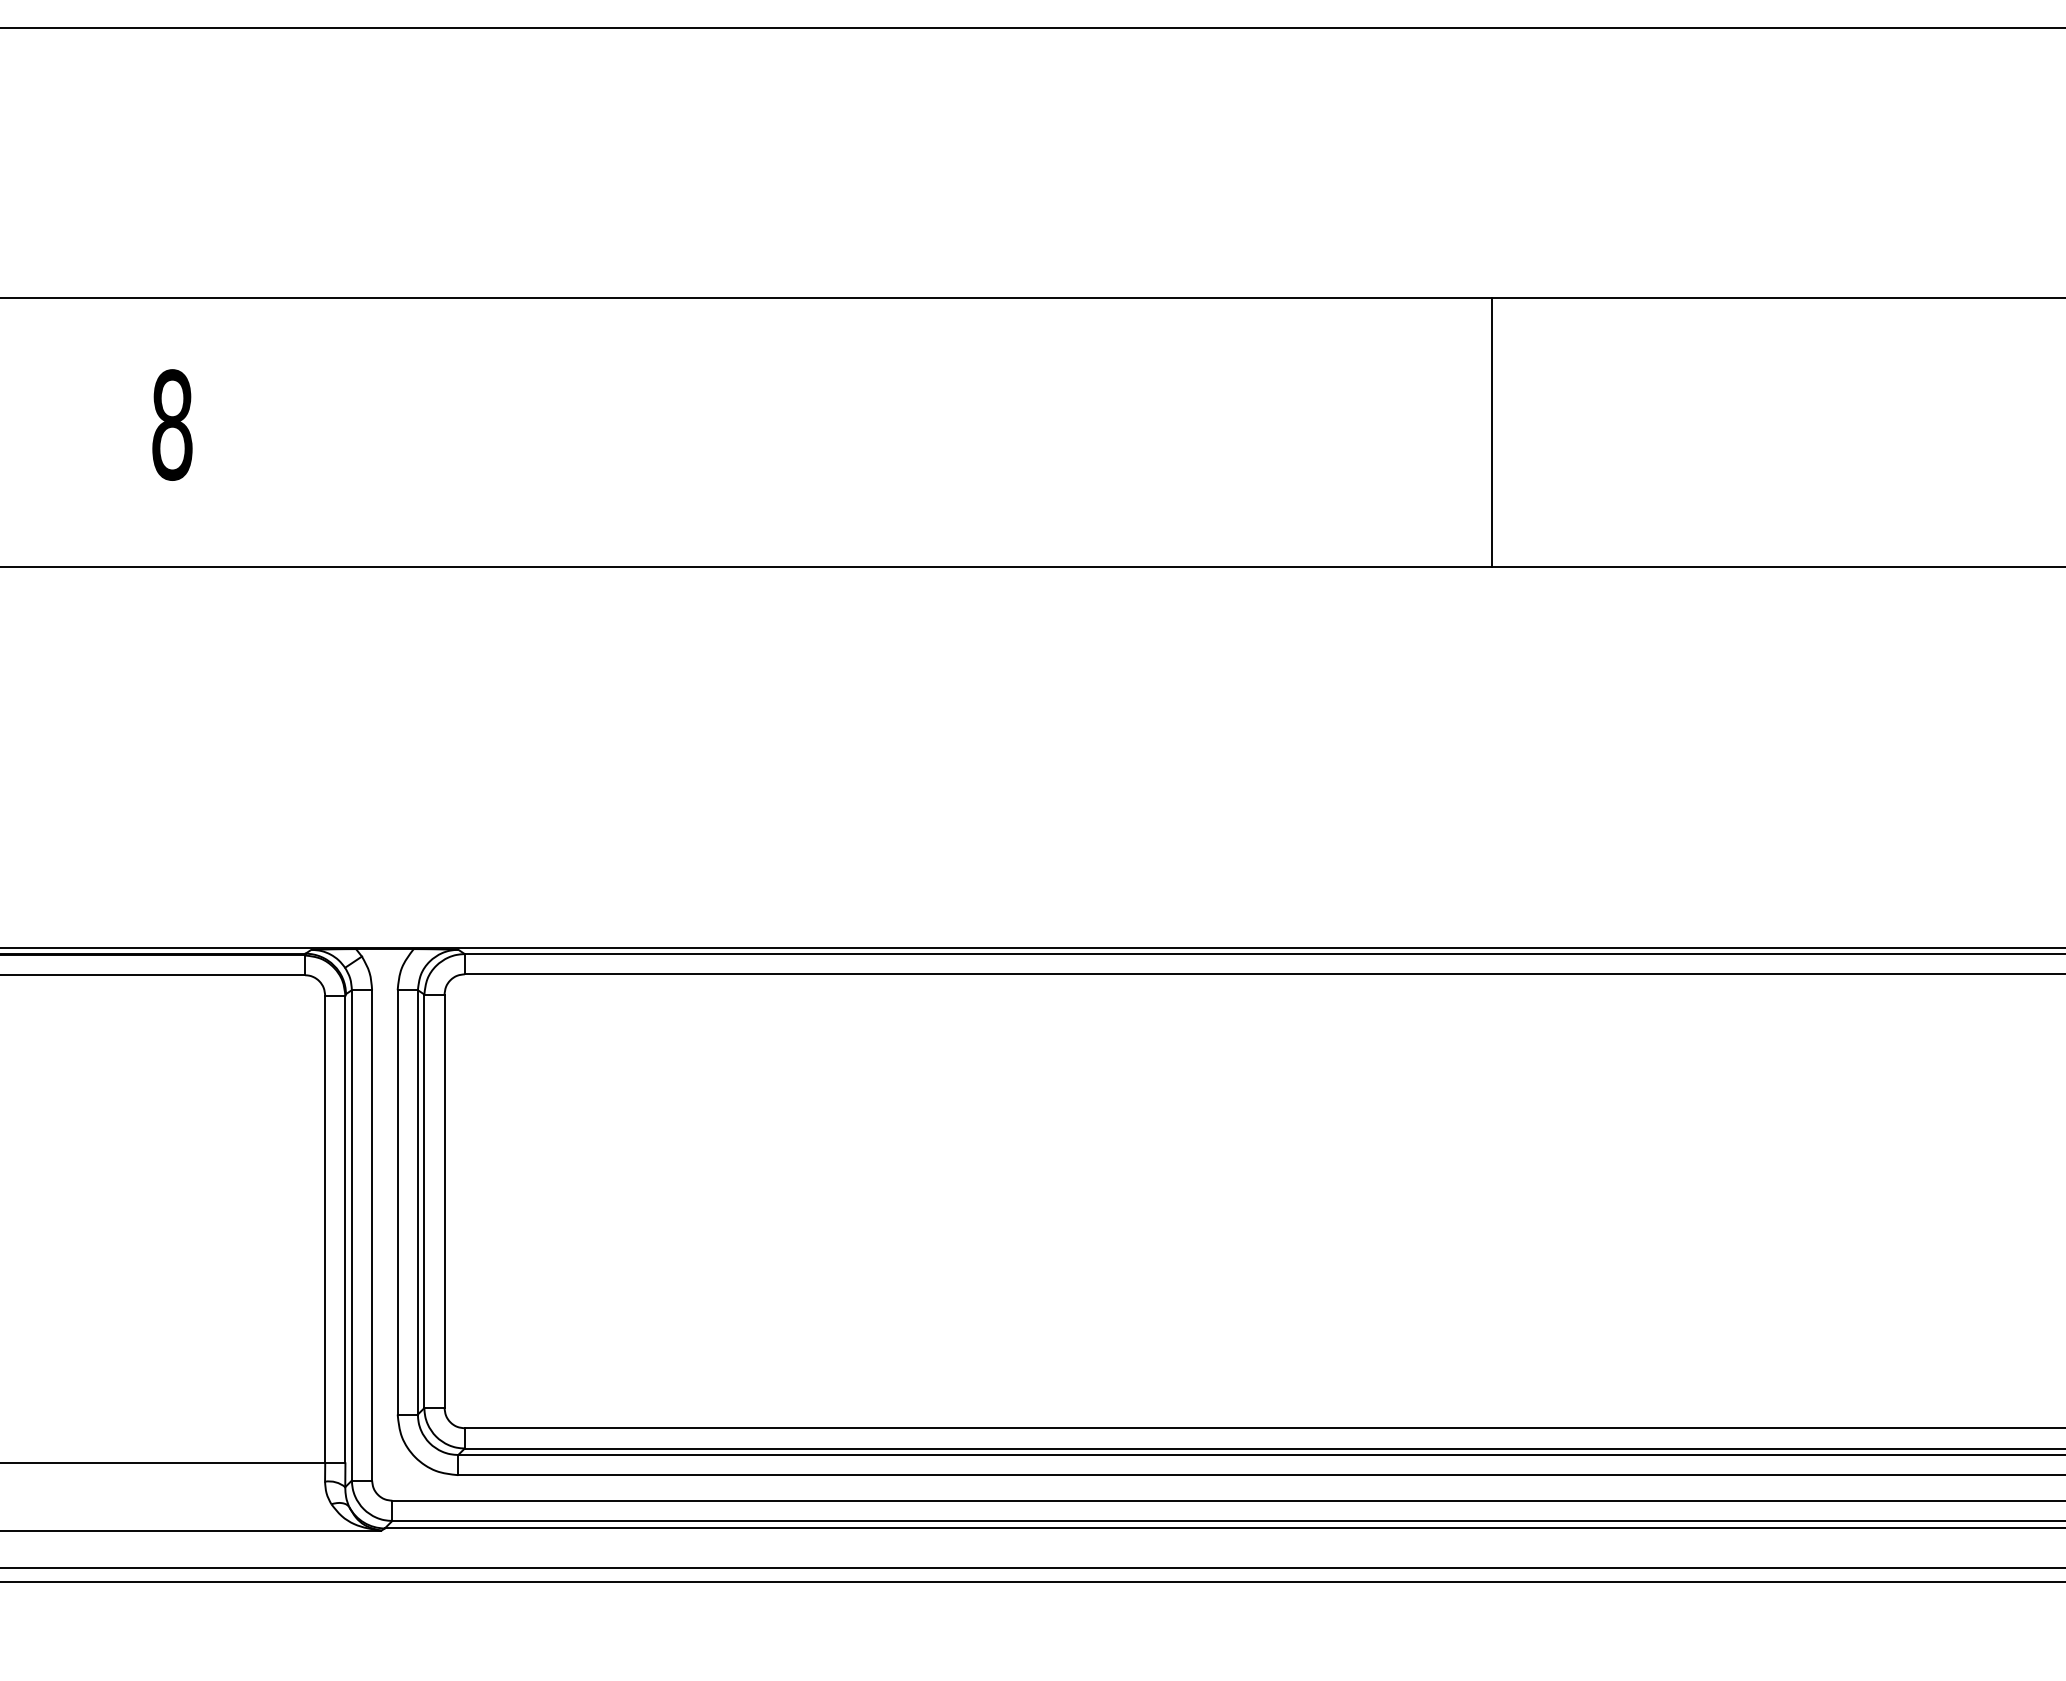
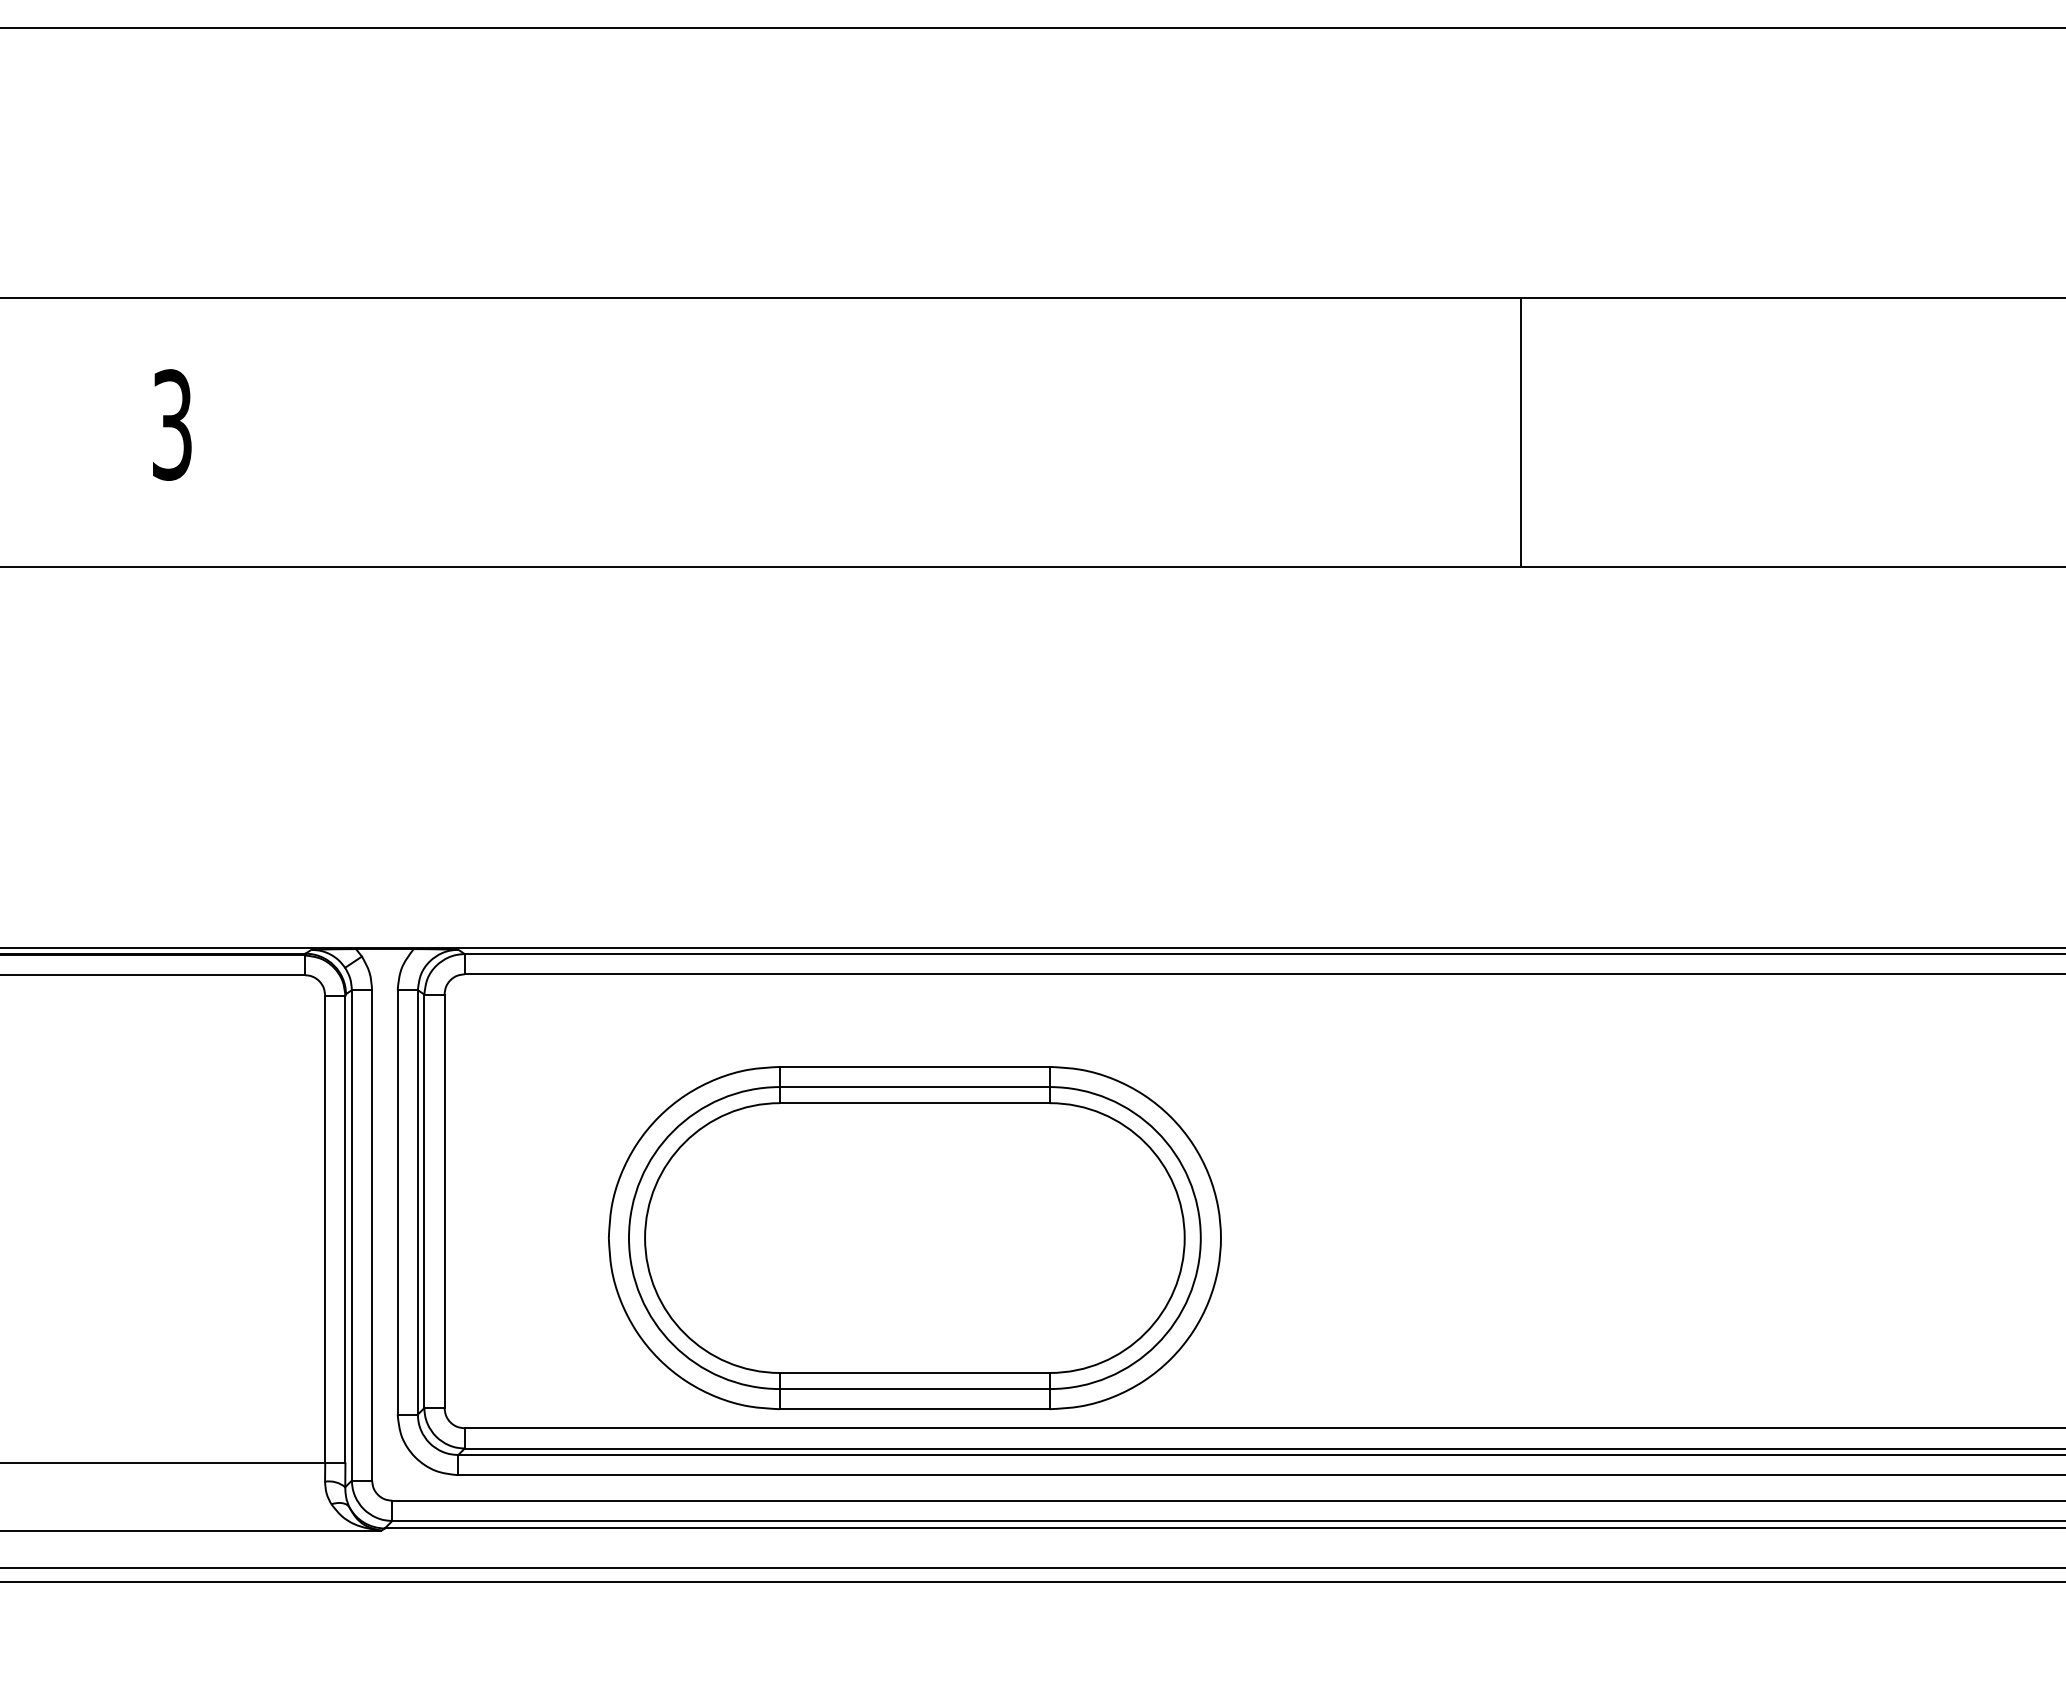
text: 8 -> 3 (172, 424)
line position: (1491, 432) -> (1520, 432) (1520, 432)
part: none -> present (914, 1238)
